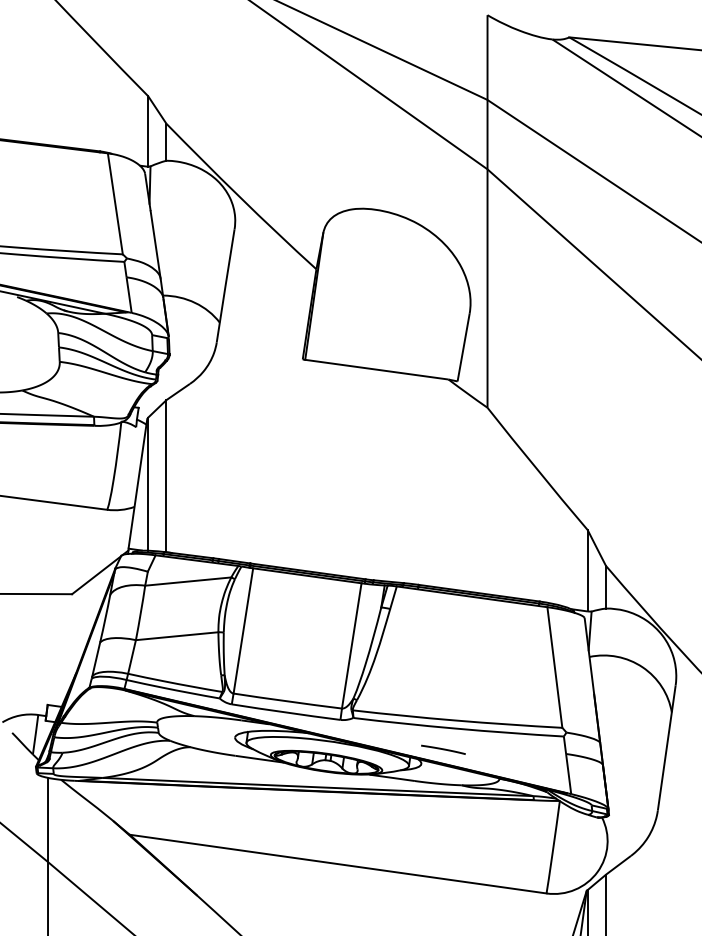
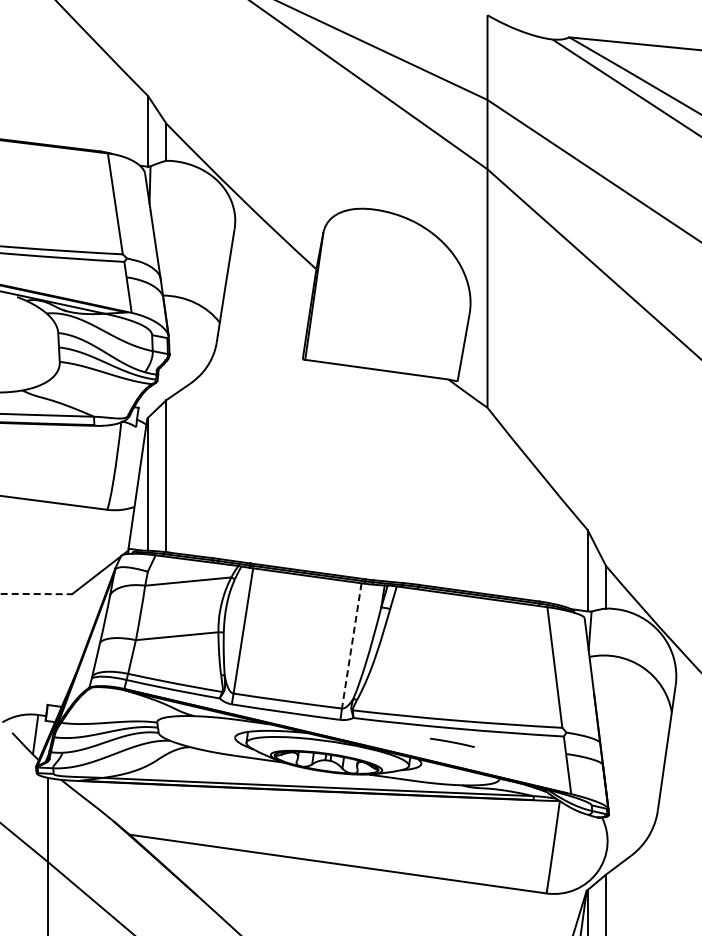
line: solid -> dashed (36, 594)
line: solid -> dashed (351, 646)
line position: (443, 749) -> (452, 742) (452, 742)
